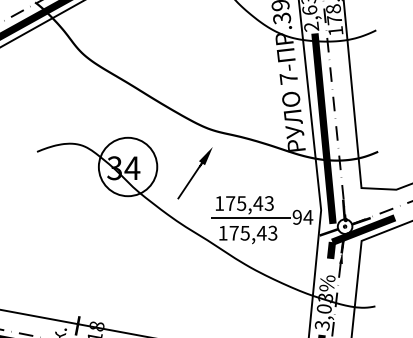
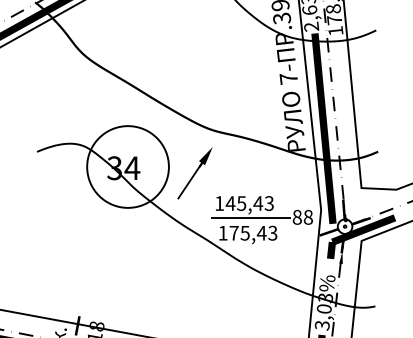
circle diameter: 58 px -> 82 px (127, 166)
text: 175,43 -> 145,43 (230, 203)
text: 94 -> 88 (302, 216)
